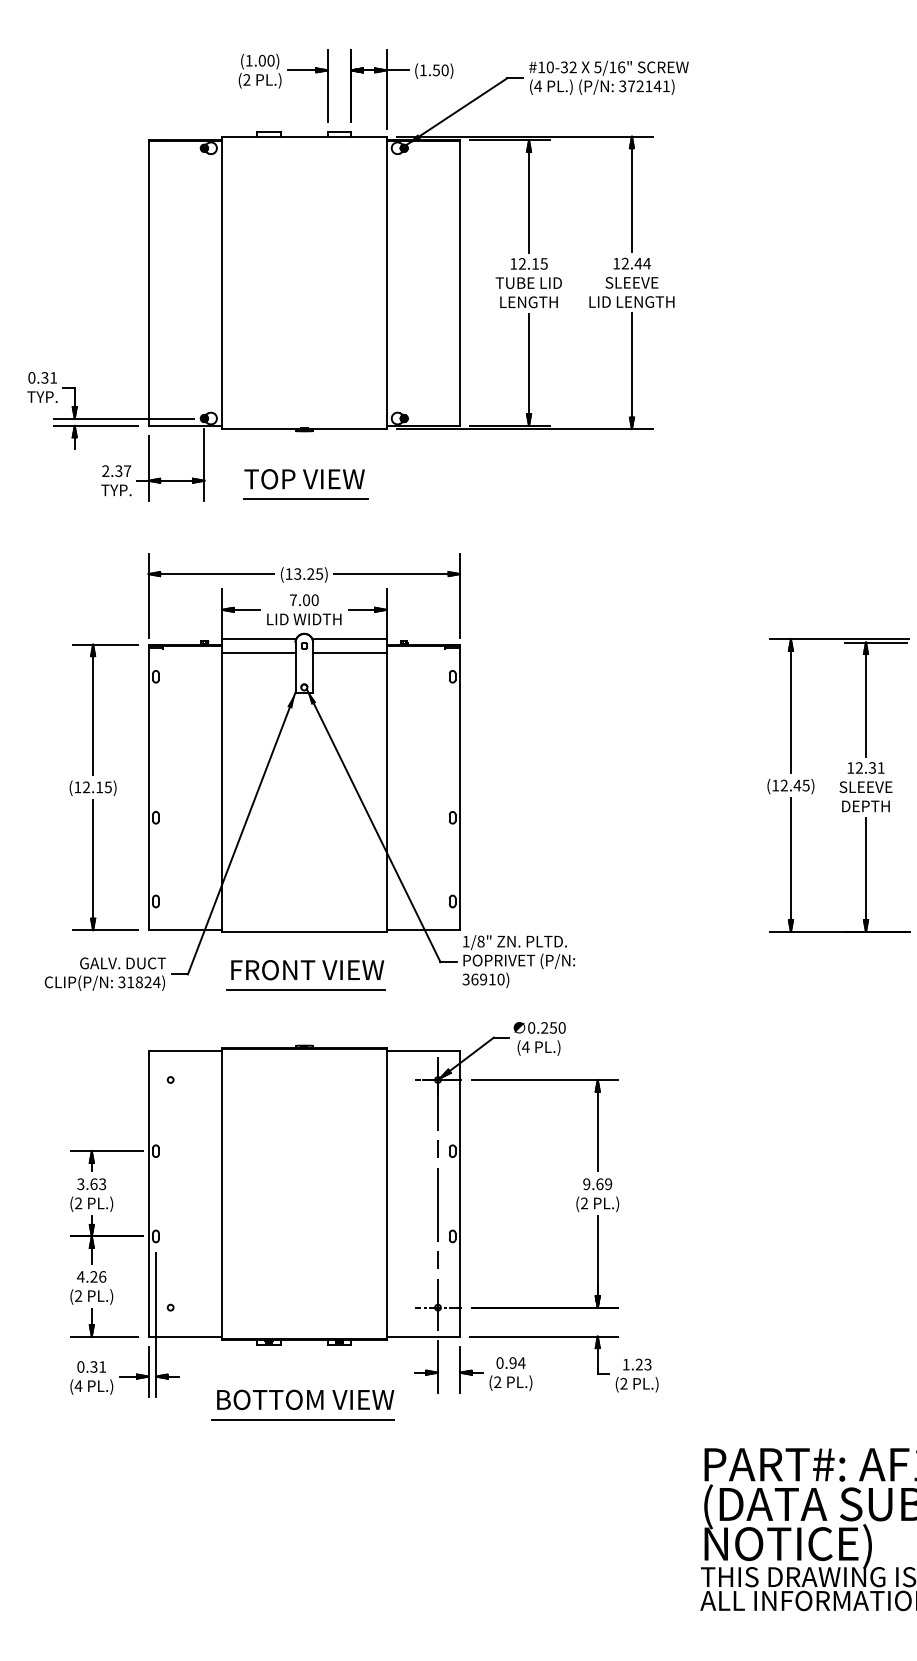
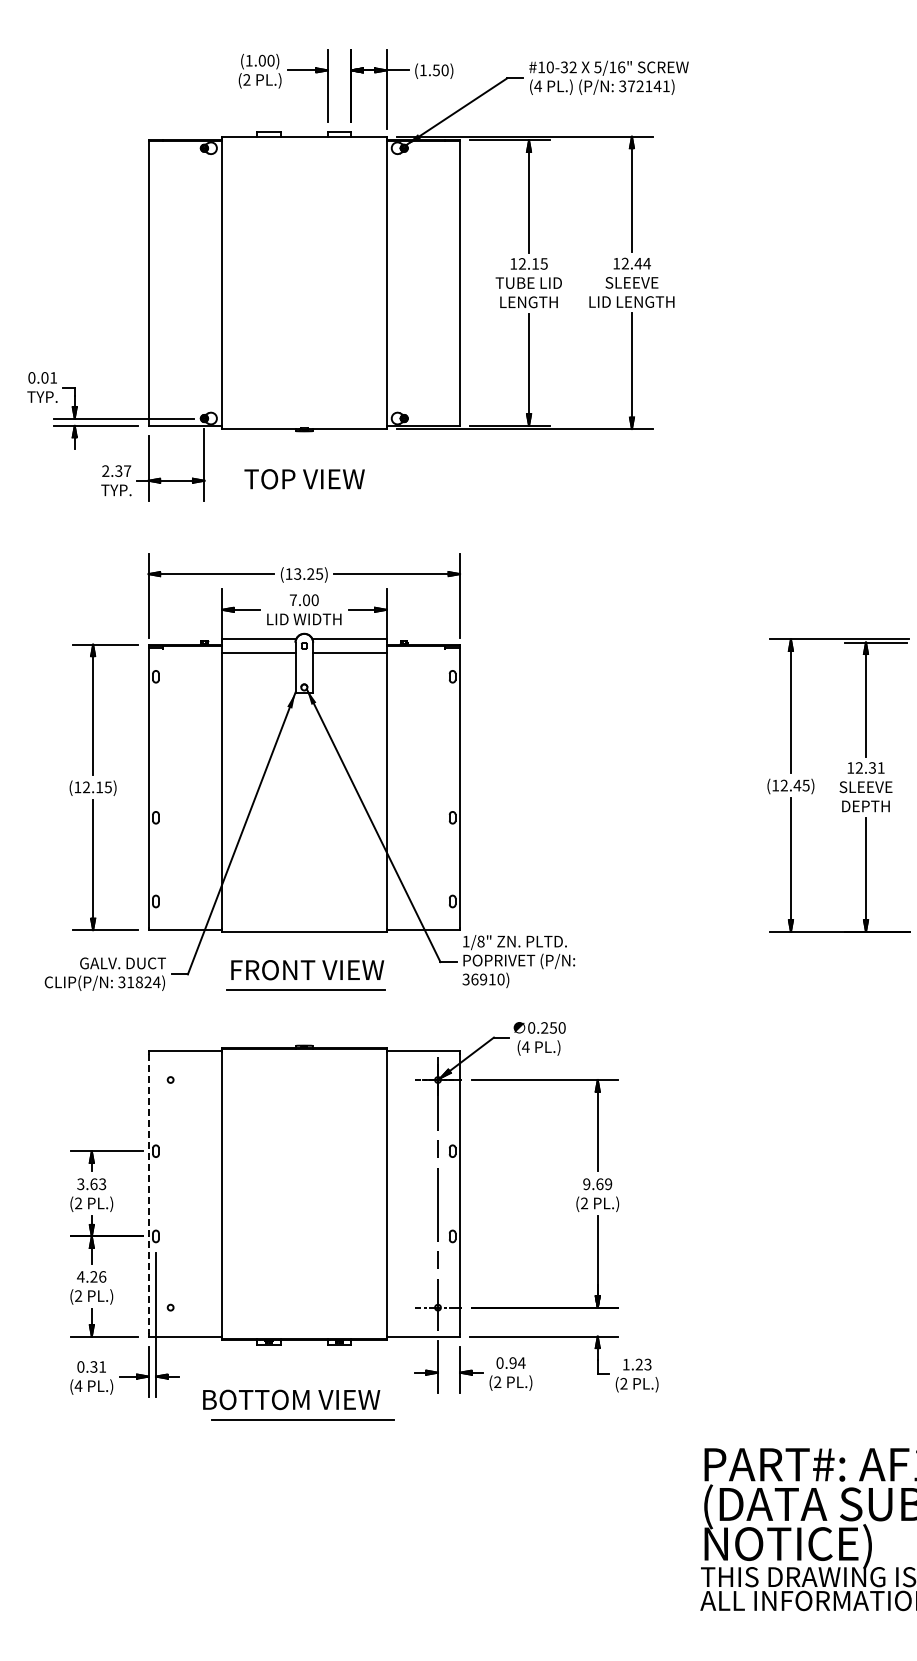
text: 0.31 -> 0.01 (44, 377)
line: present -> none (305, 499)
line: solid -> dashed (148, 1194)
text position: (305, 1399) -> (291, 1399) (291, 1399)
